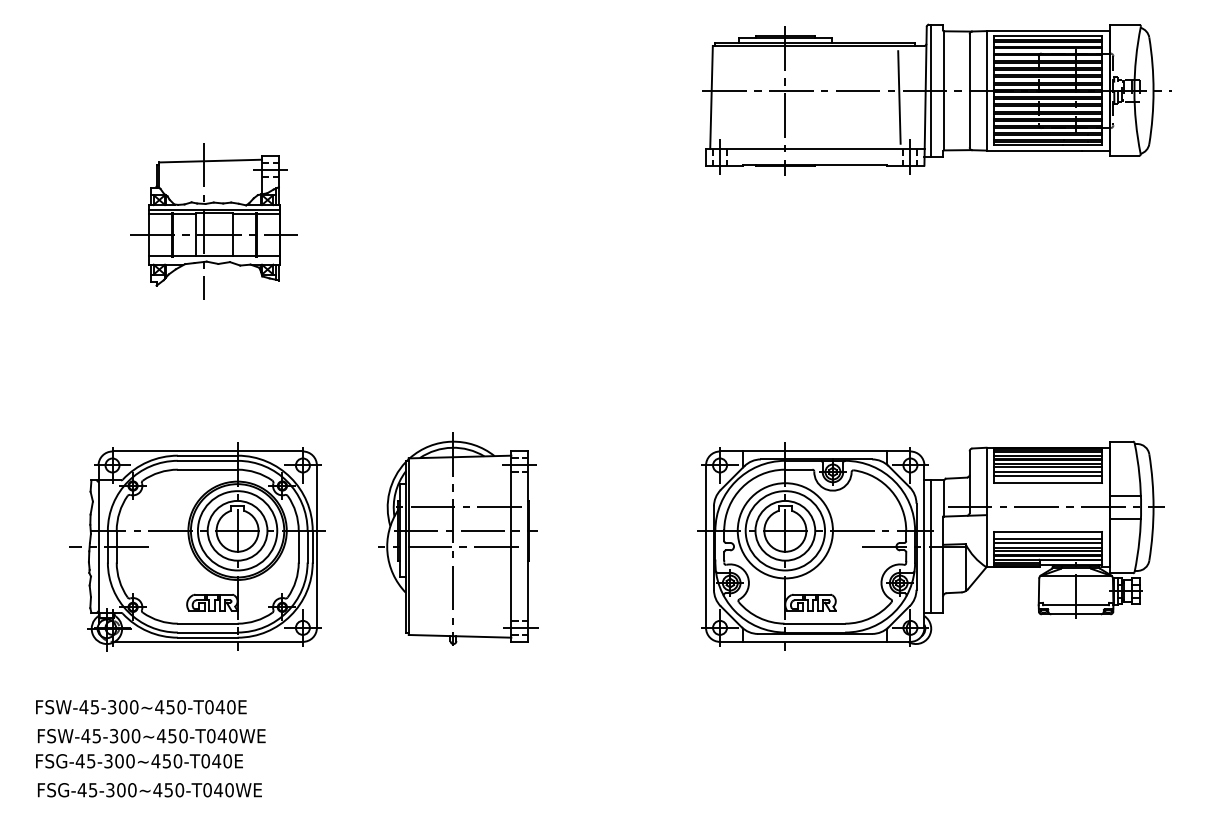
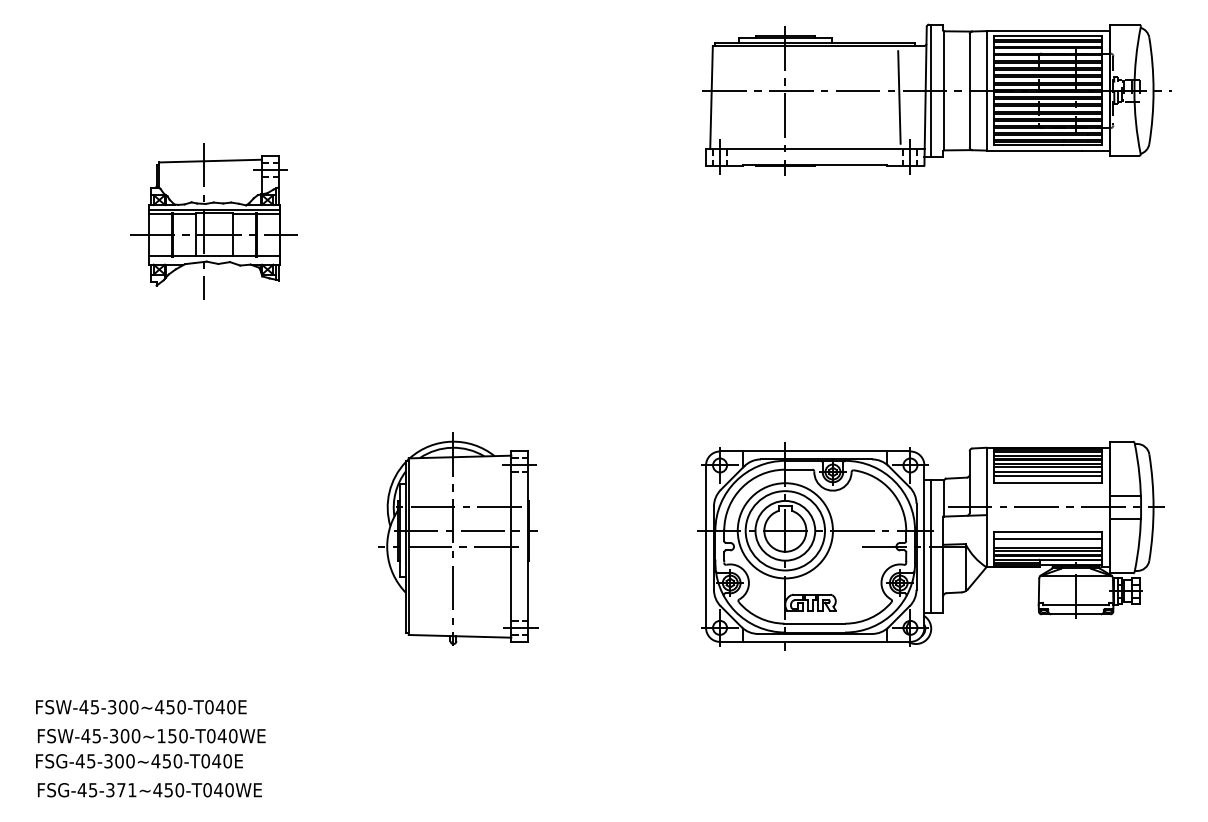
line: present -> none (1047, 543)
part: present -> none (197, 546)
text: FSW-45-300~450-T040WE -> FSW-45-300~150-T040WE (161, 736)
text: FSG-45-300~450-T040WE -> FSG-45-371~450-T040WE (126, 790)
